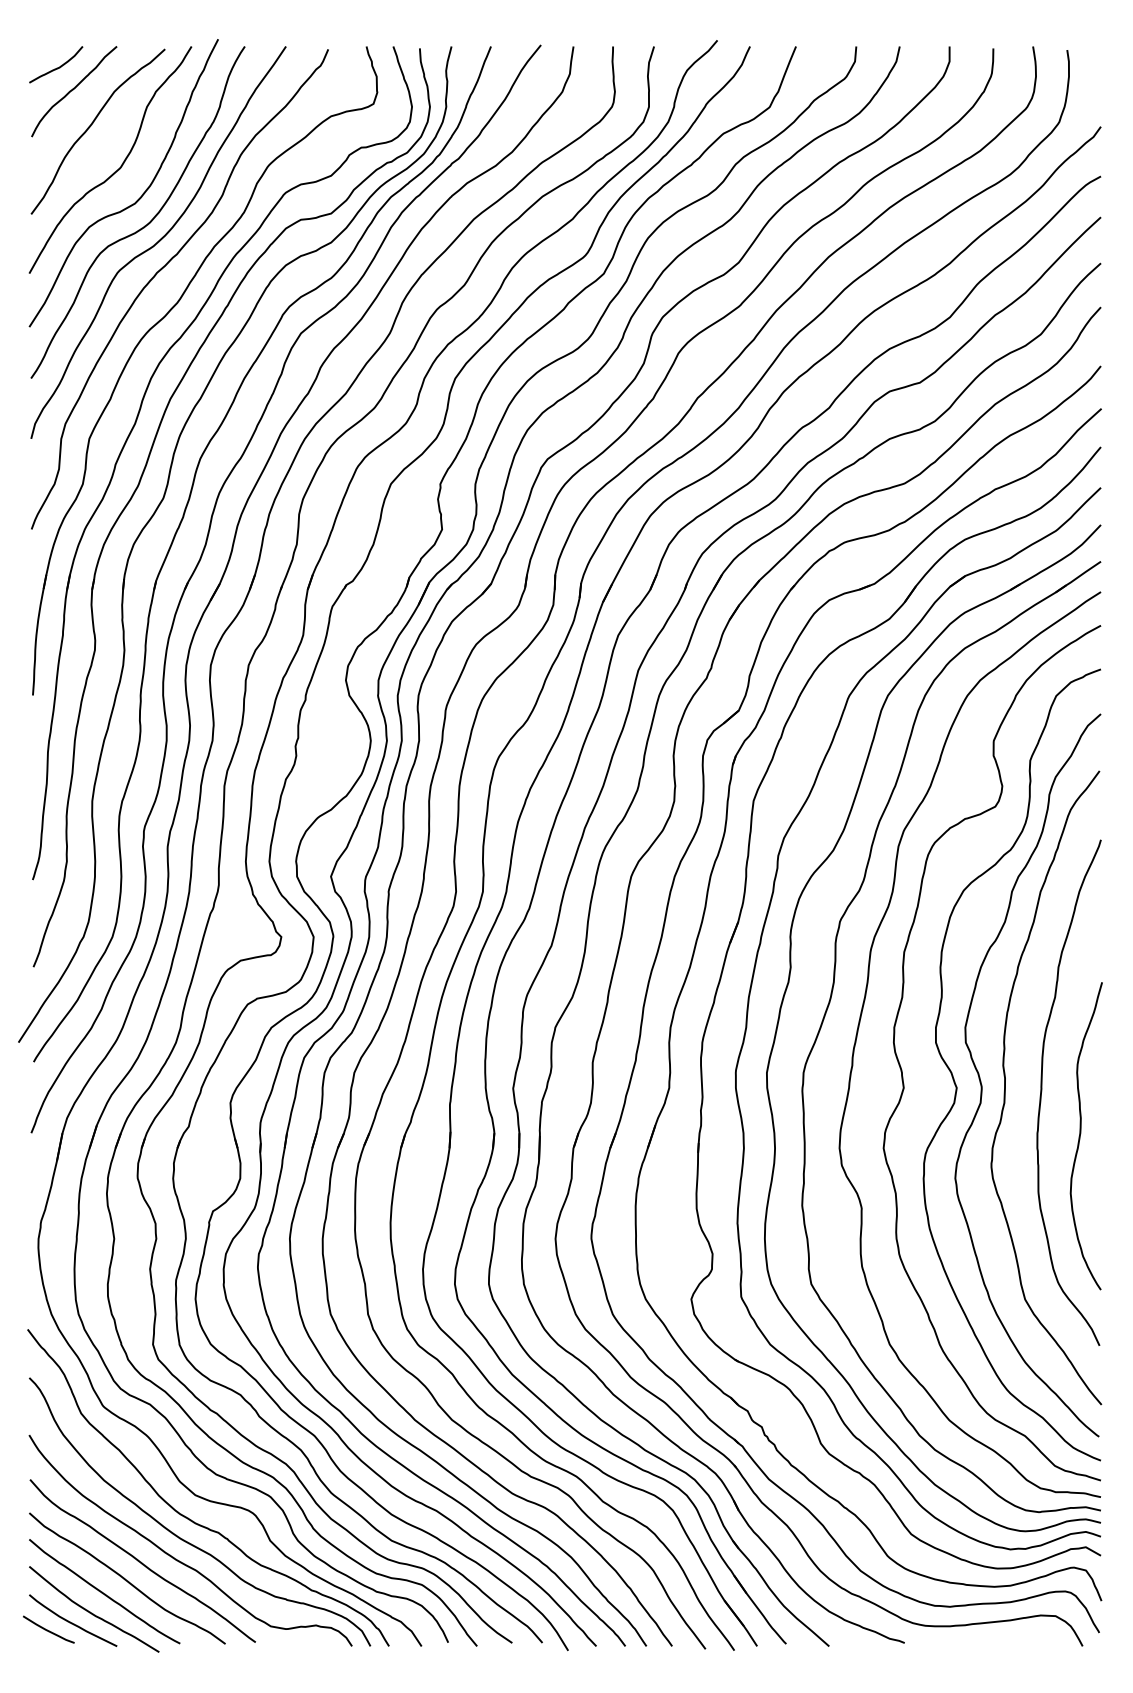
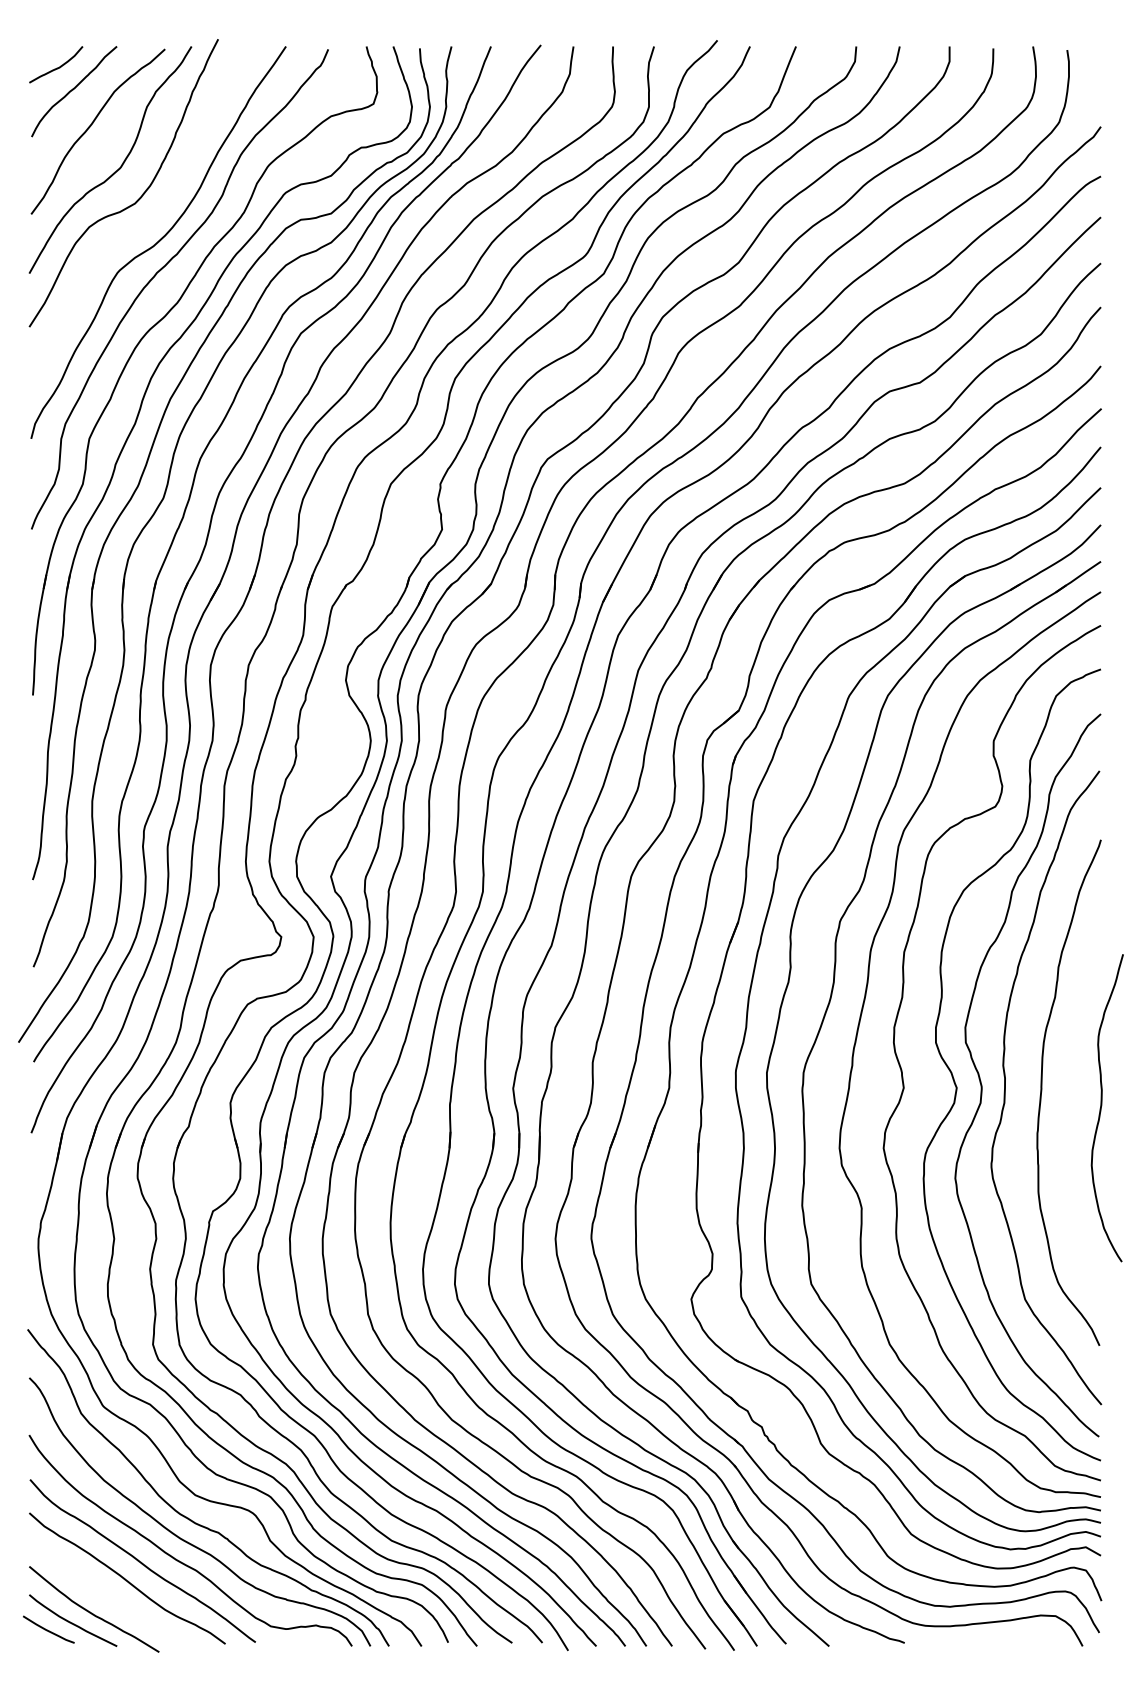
curve: present -> none (144, 225)
curve position: (1081, 1133) -> (1102, 1105) (1102, 1105)
curve: present -> none (103, 1592)
